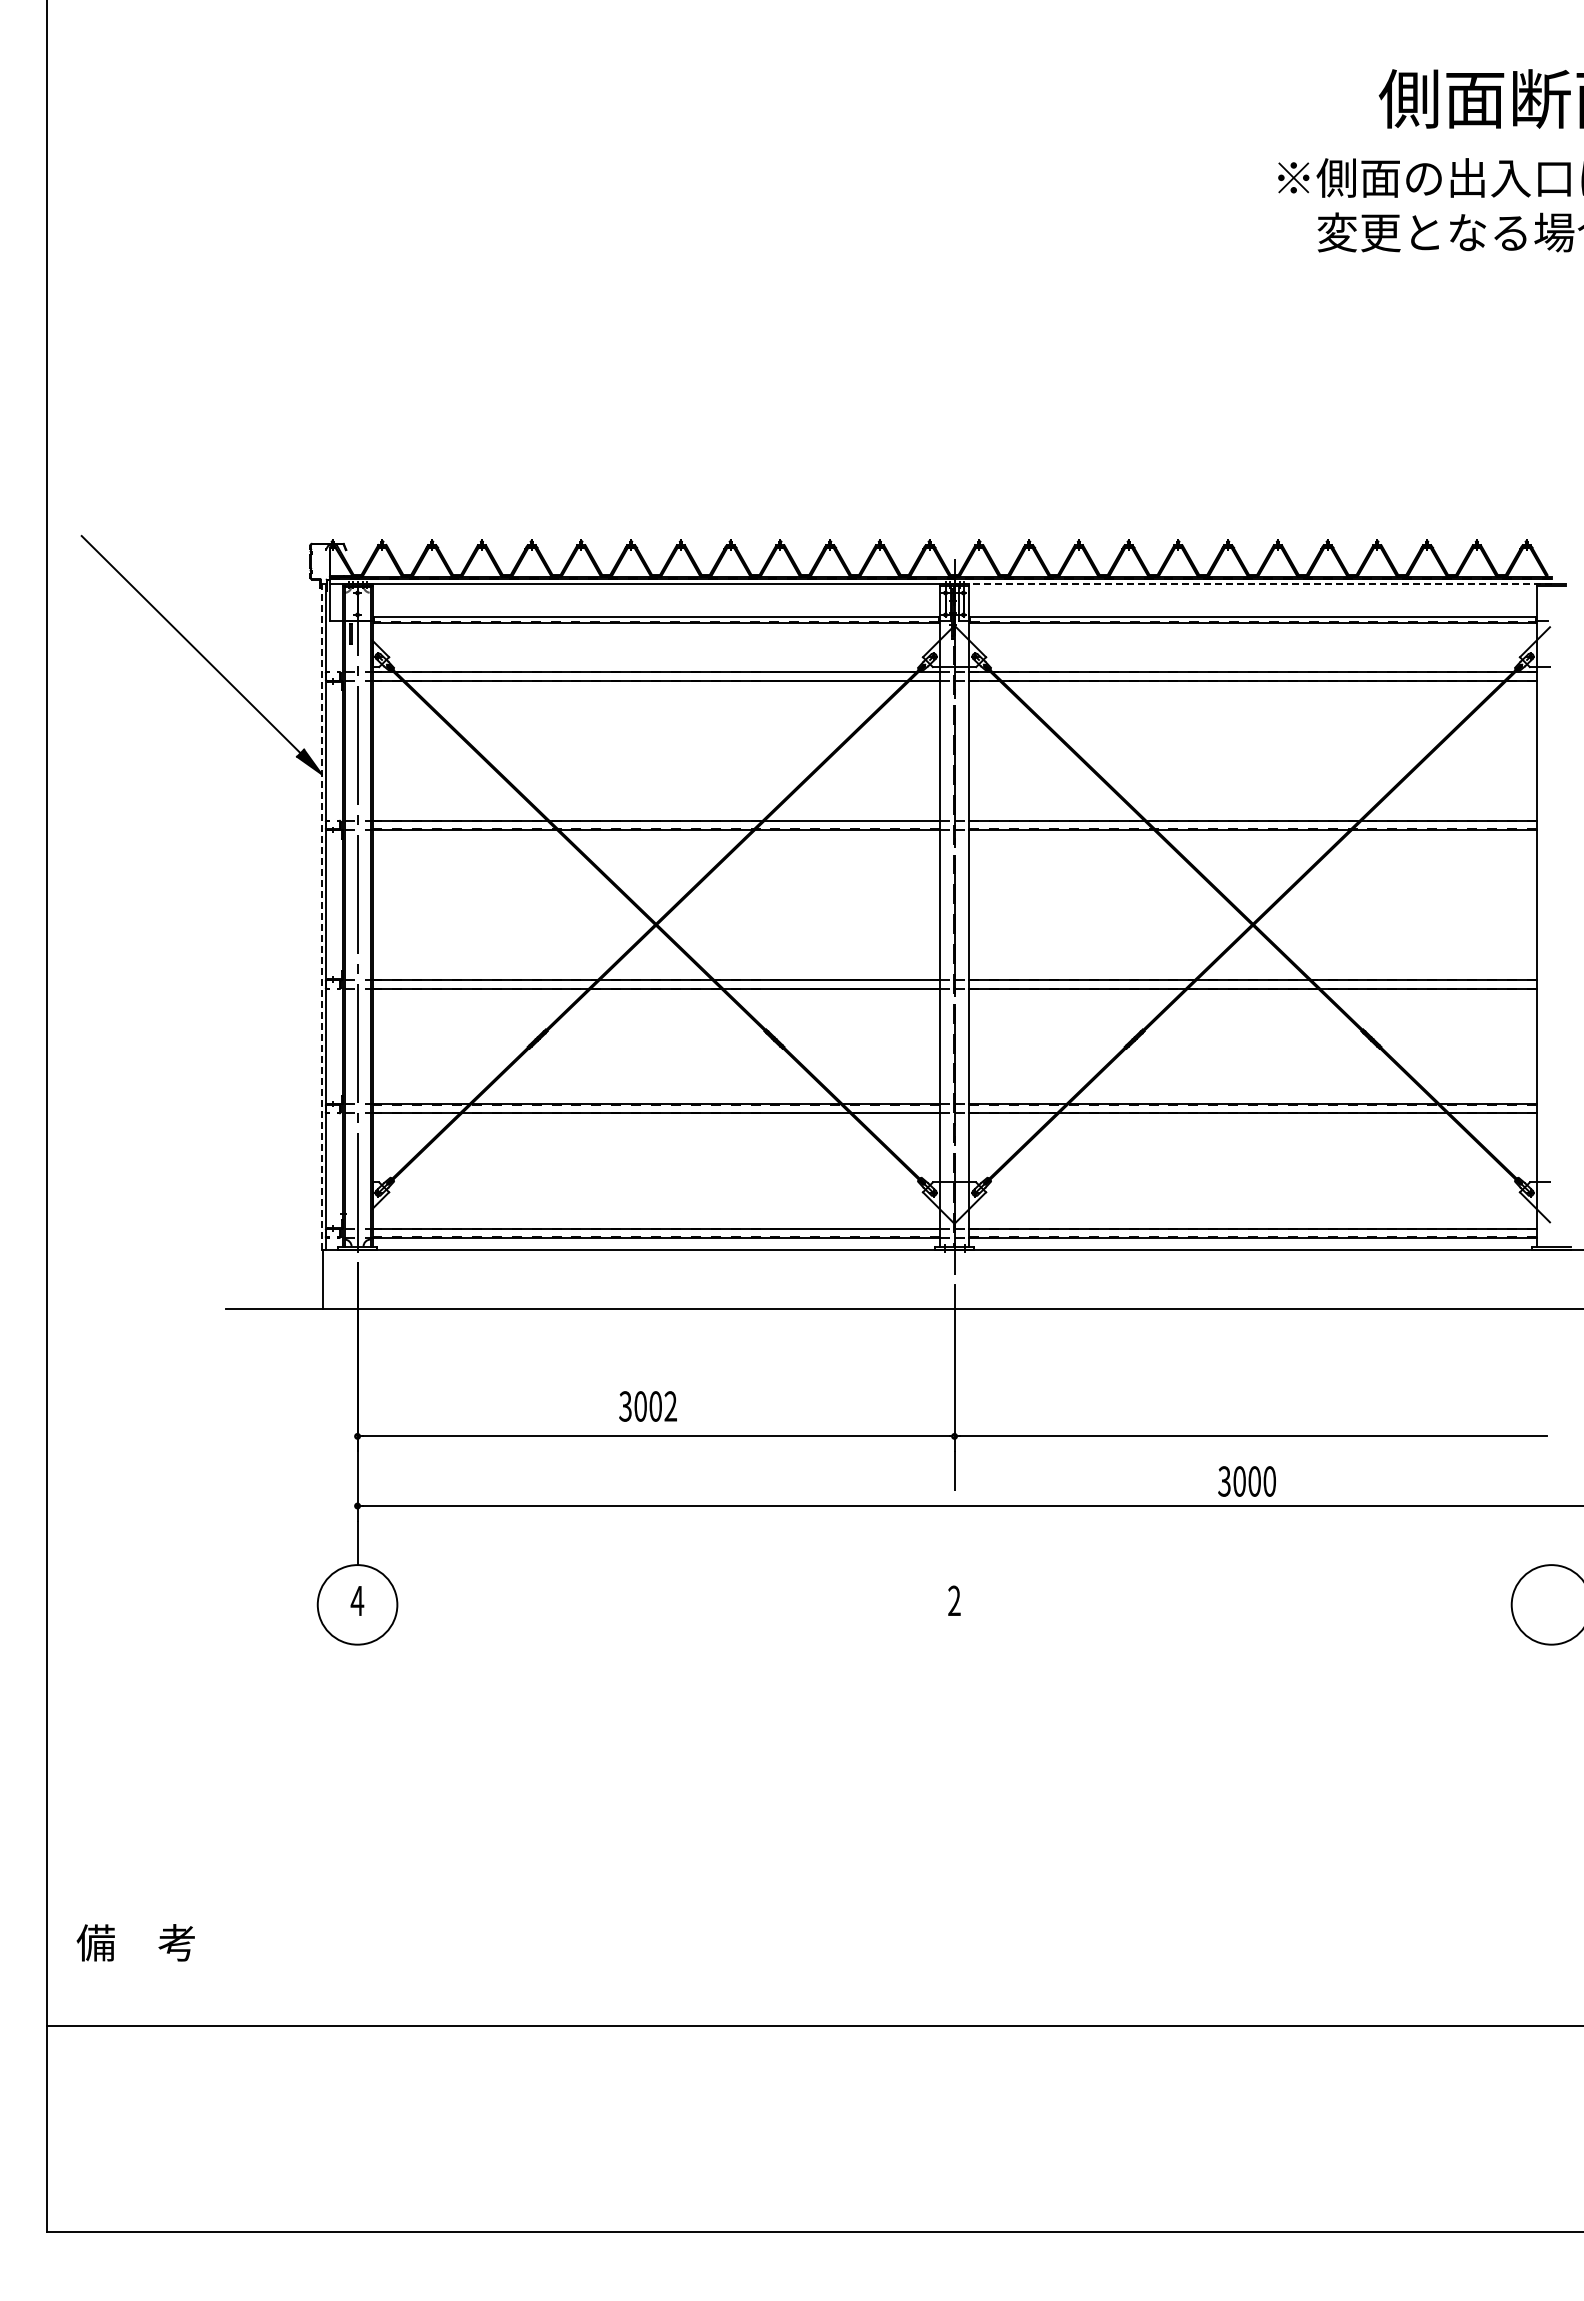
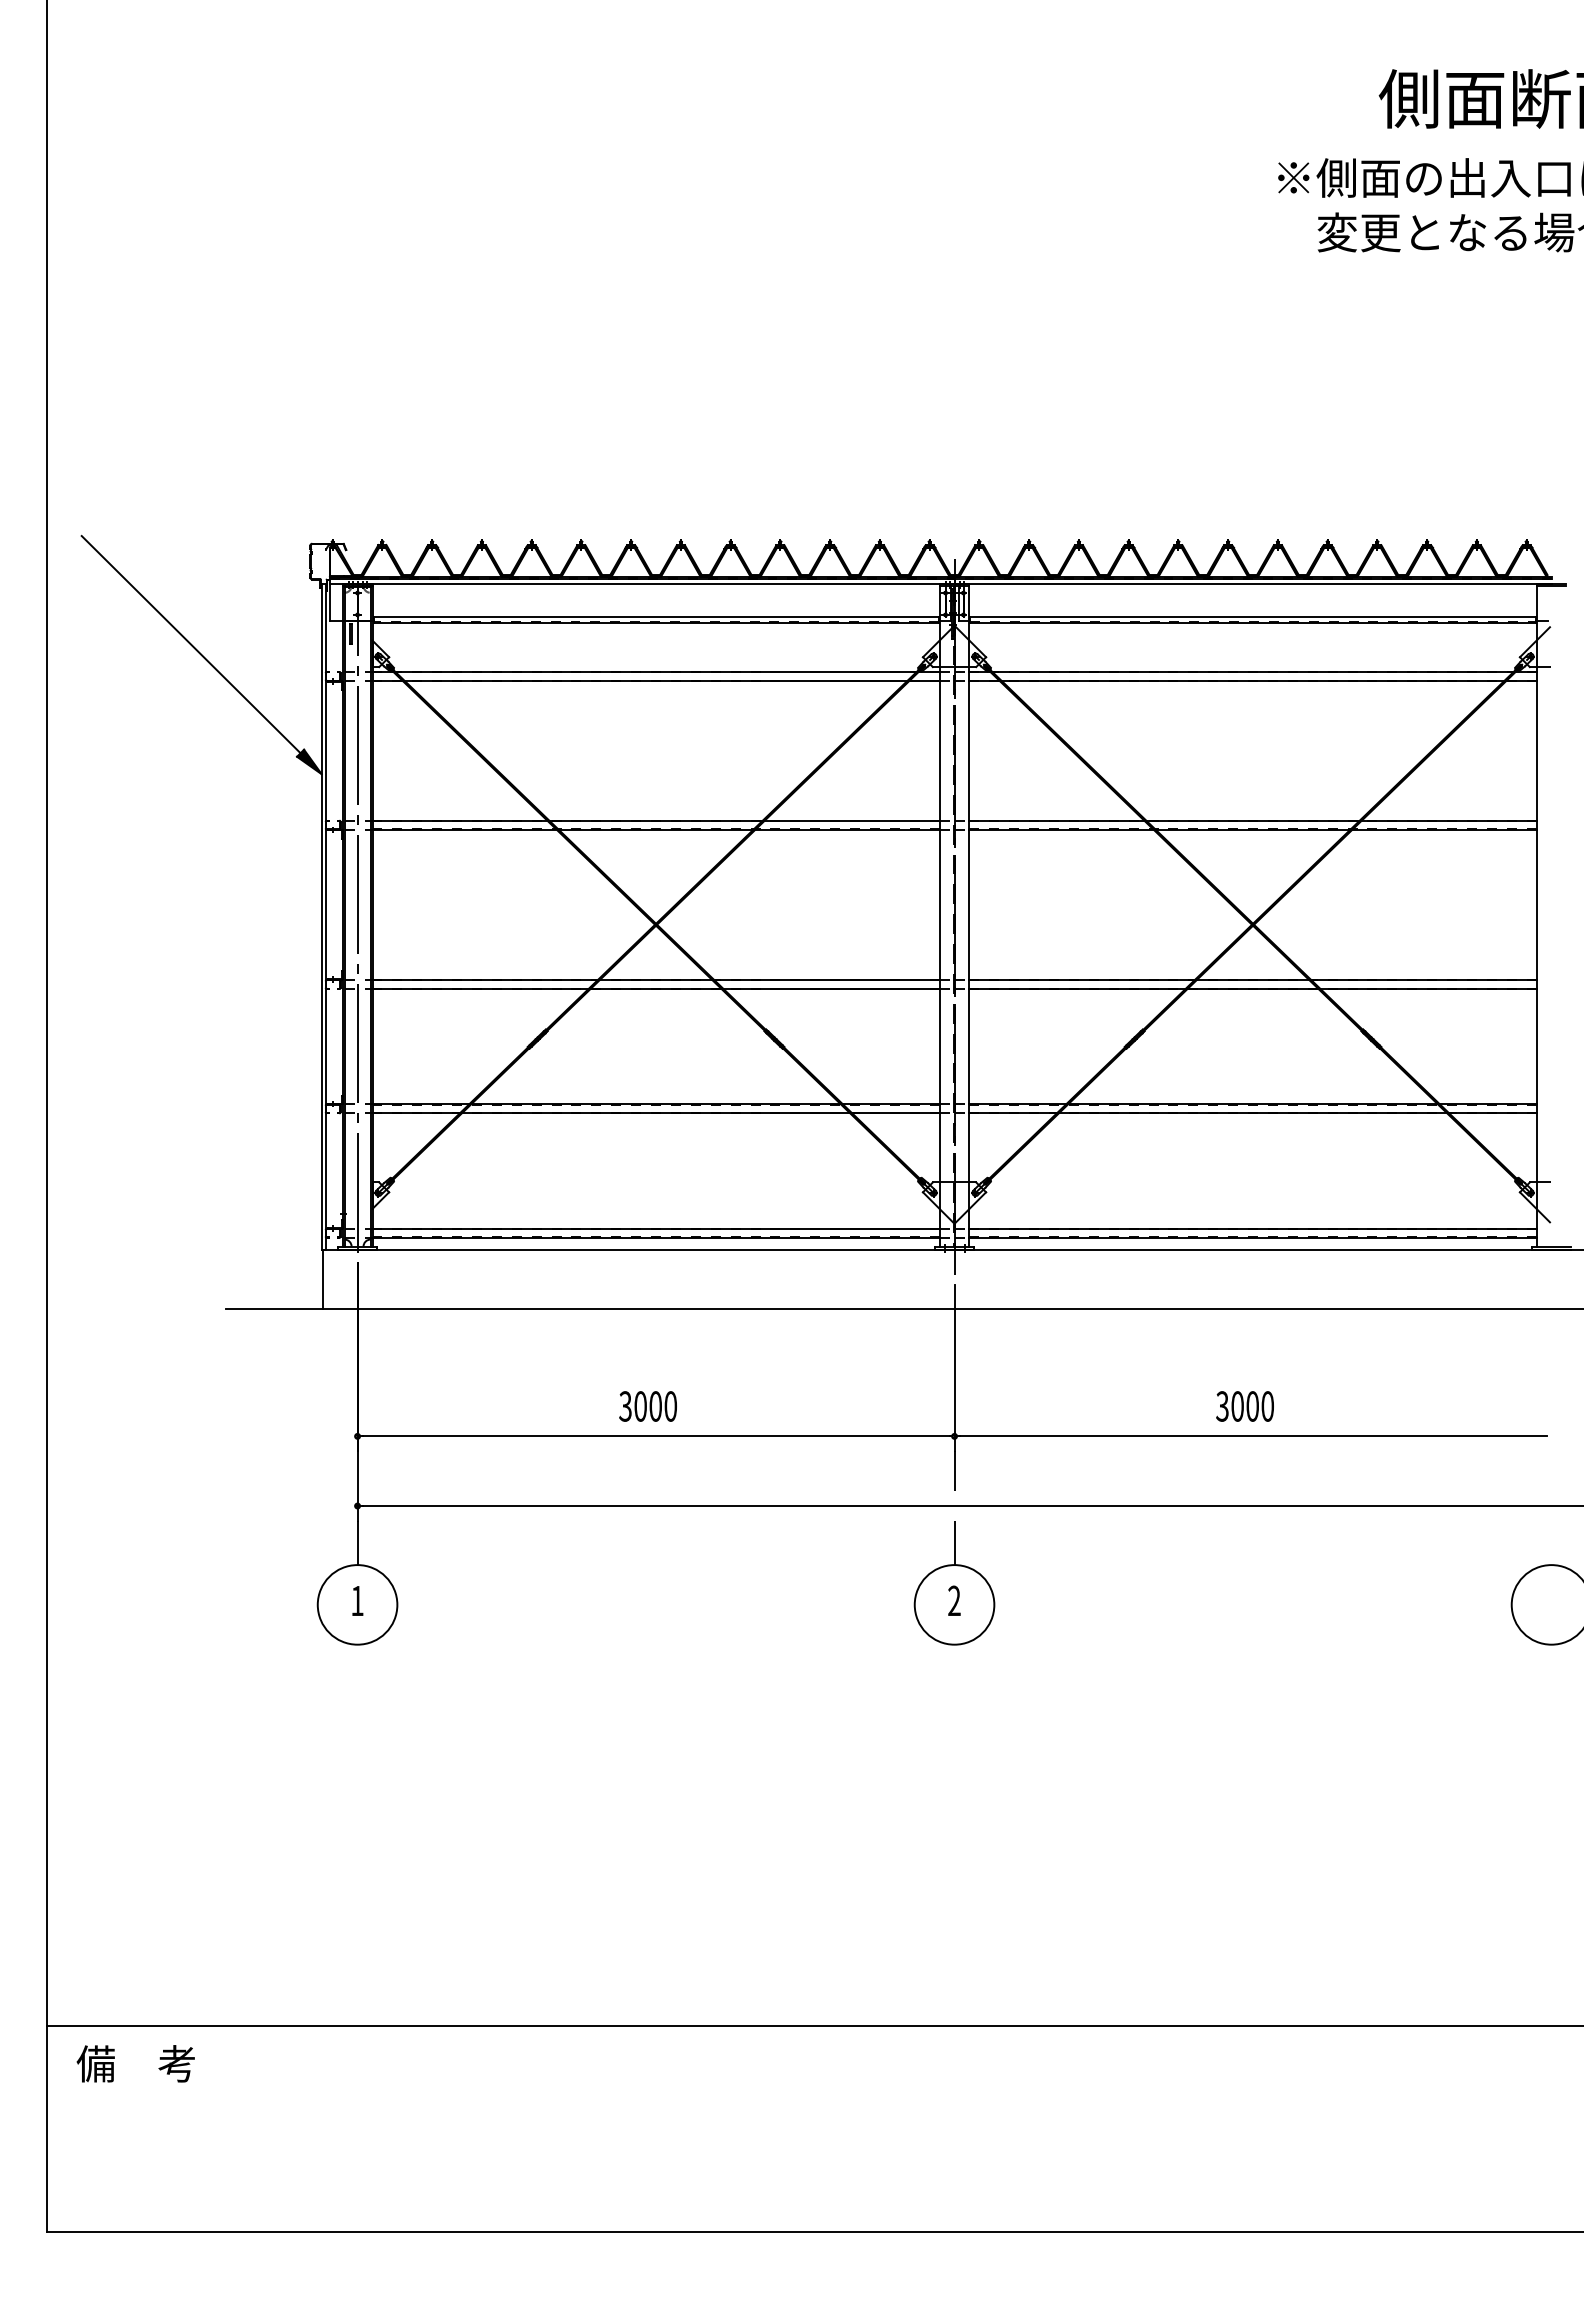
line: dashed -> solid (1252, 583)
line: dashed -> solid (321, 916)
text: 3002 -> 3000 (670, 1406)
text position: (1246, 1481) -> (1244, 1406) (1244, 1406)
part: none -> present (954, 1583)
text: 4 -> 1 (357, 1600)
text position: (135, 1942) -> (135, 2063) (135, 2063)
